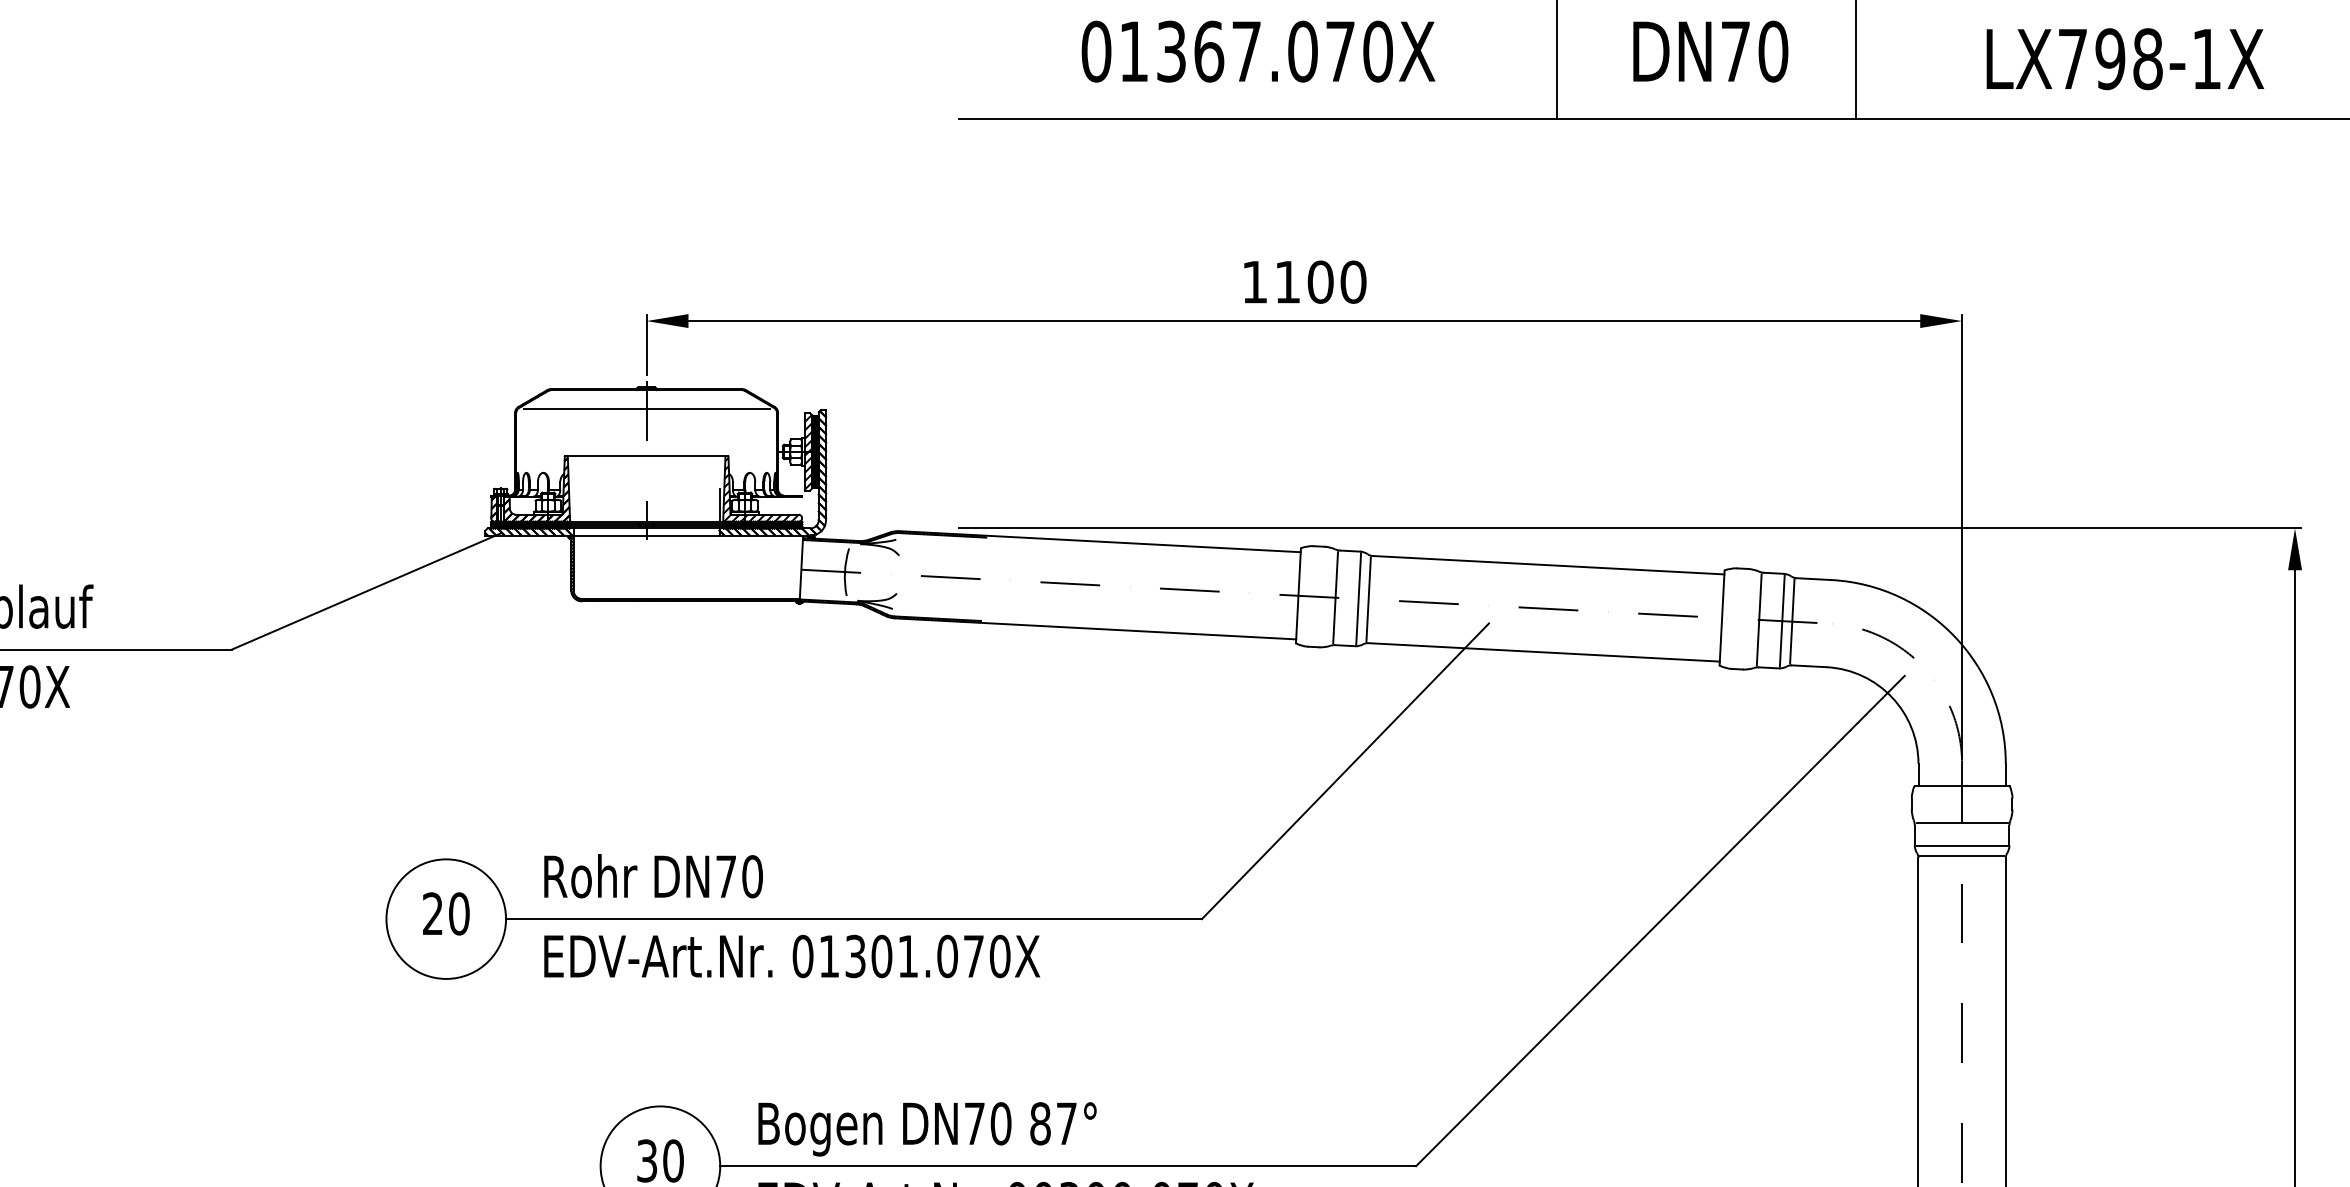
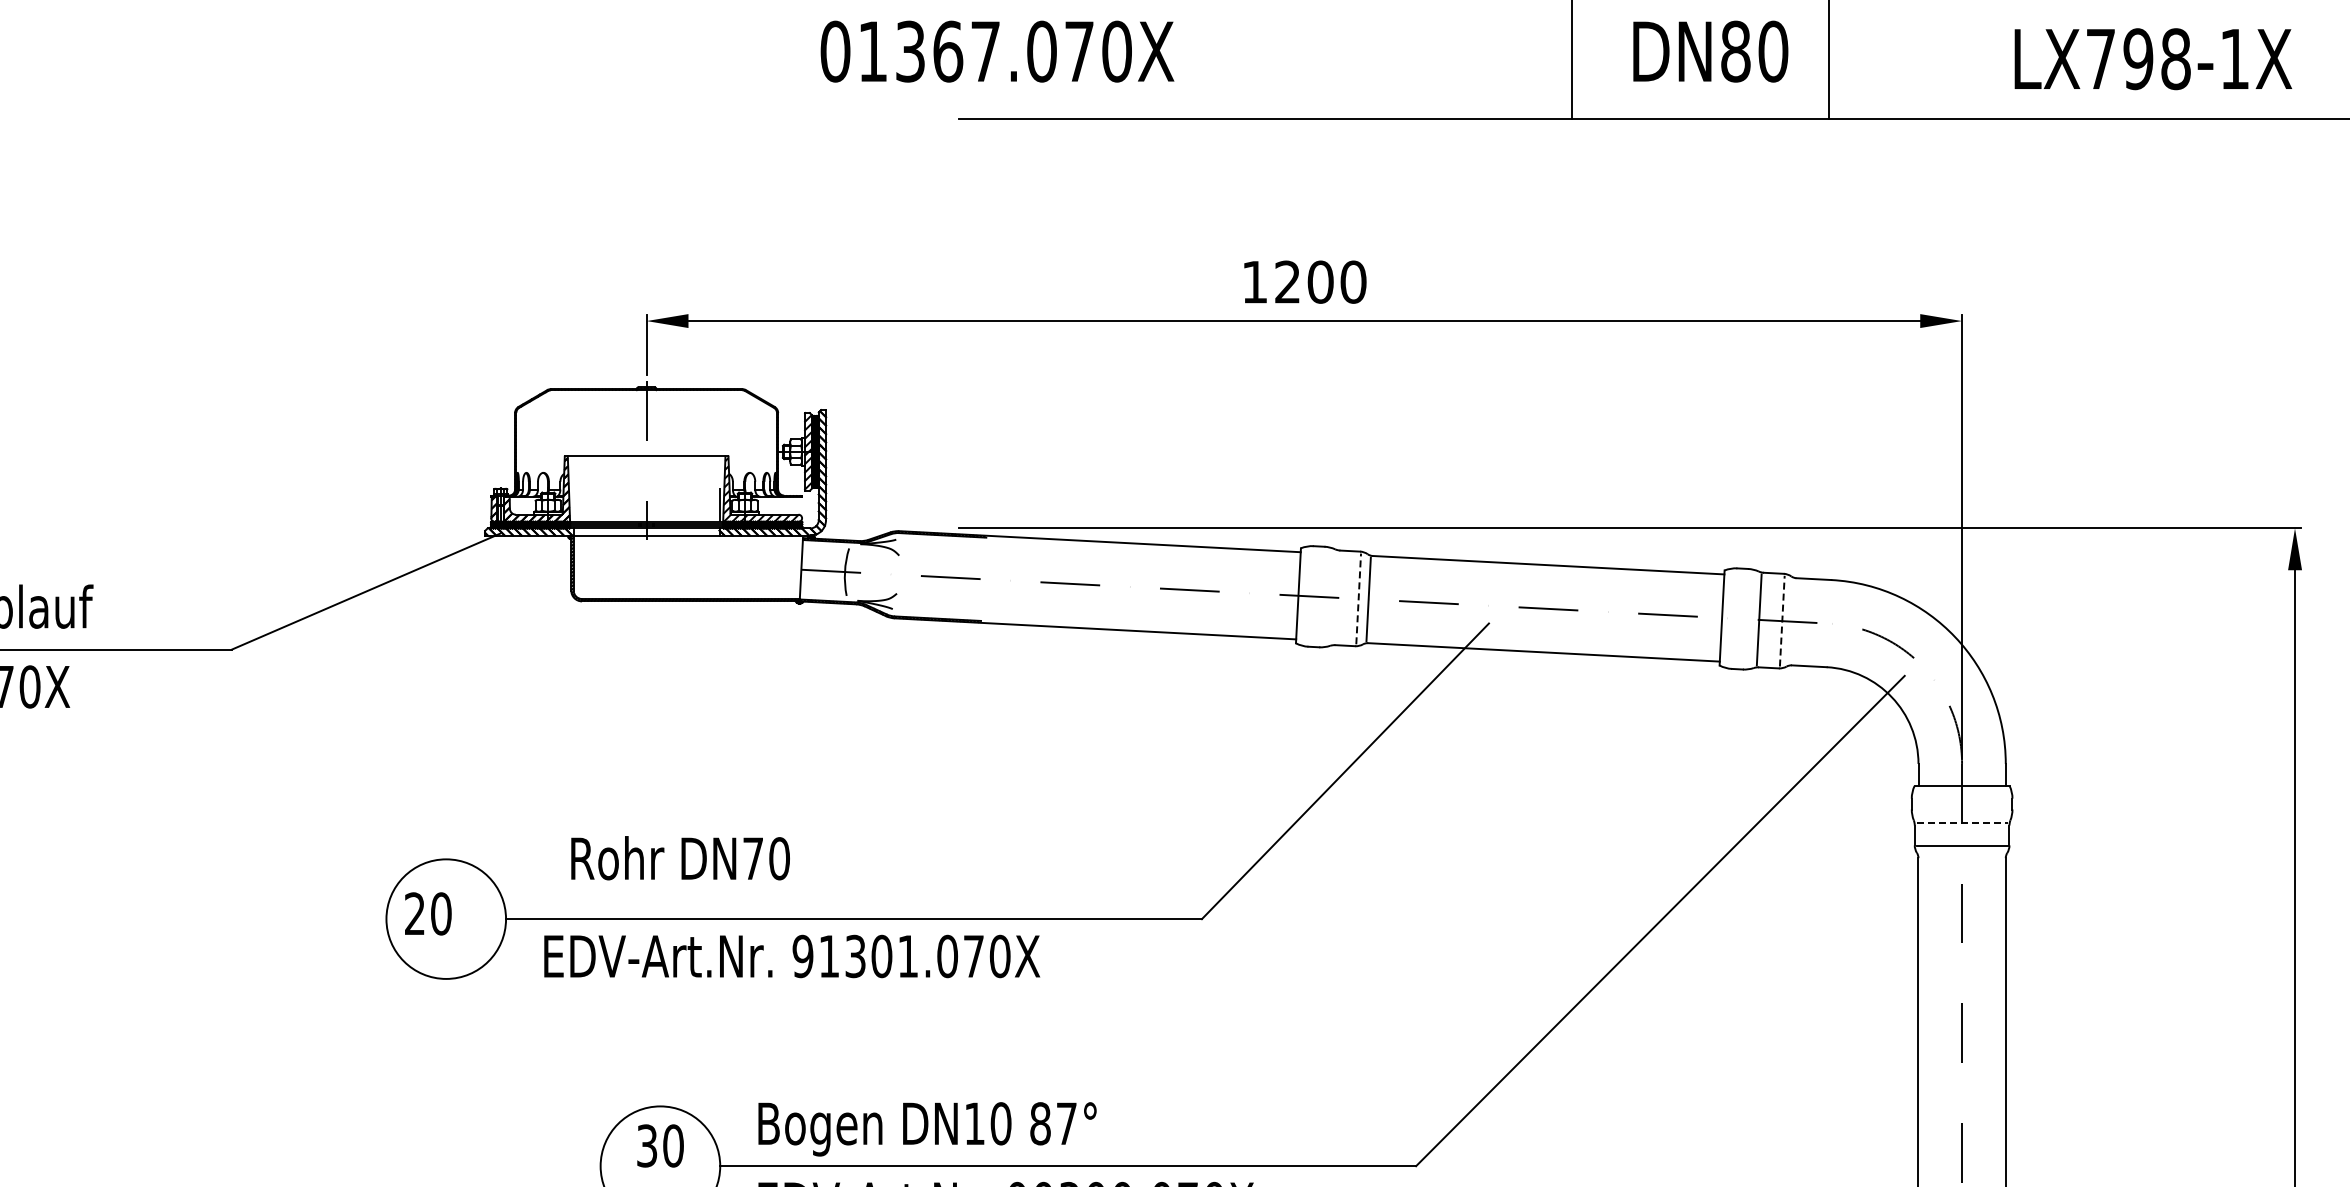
text position: (1258, 51) -> (997, 51) (997, 51)
text: DN70 -> DN80 (1735, 51)
text position: (2125, 59) -> (2153, 59) (2153, 59)
line position: (1556, 60) -> (1571, 60) (1571, 60)
line position: (1855, 60) -> (1828, 60) (1828, 60)
text: 1100 -> 1200 (1287, 281)
line: present -> none (646, 409)
line: present -> none (1335, 597)
line: solid -> dashed (1358, 598)
line: solid -> dashed (1782, 620)
line: present -> none (1792, 621)
line: solid -> dashed (1962, 823)
line: present -> none (1962, 856)
text position: (653, 876) -> (680, 858) (680, 858)
text position: (446, 913) -> (428, 913) (428, 913)
text: 01301.070X -> 91301.070X (802, 956)
text: DN70 -> DN10 (974, 1123)
text position: (660, 1160) -> (660, 1145) (660, 1145)
